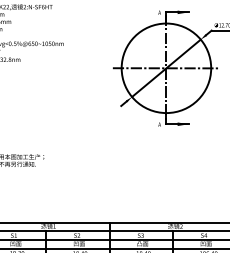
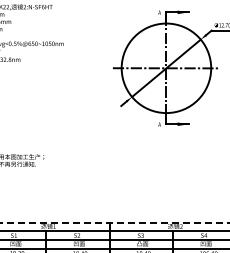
line: solid -> dashed (115, 222)
